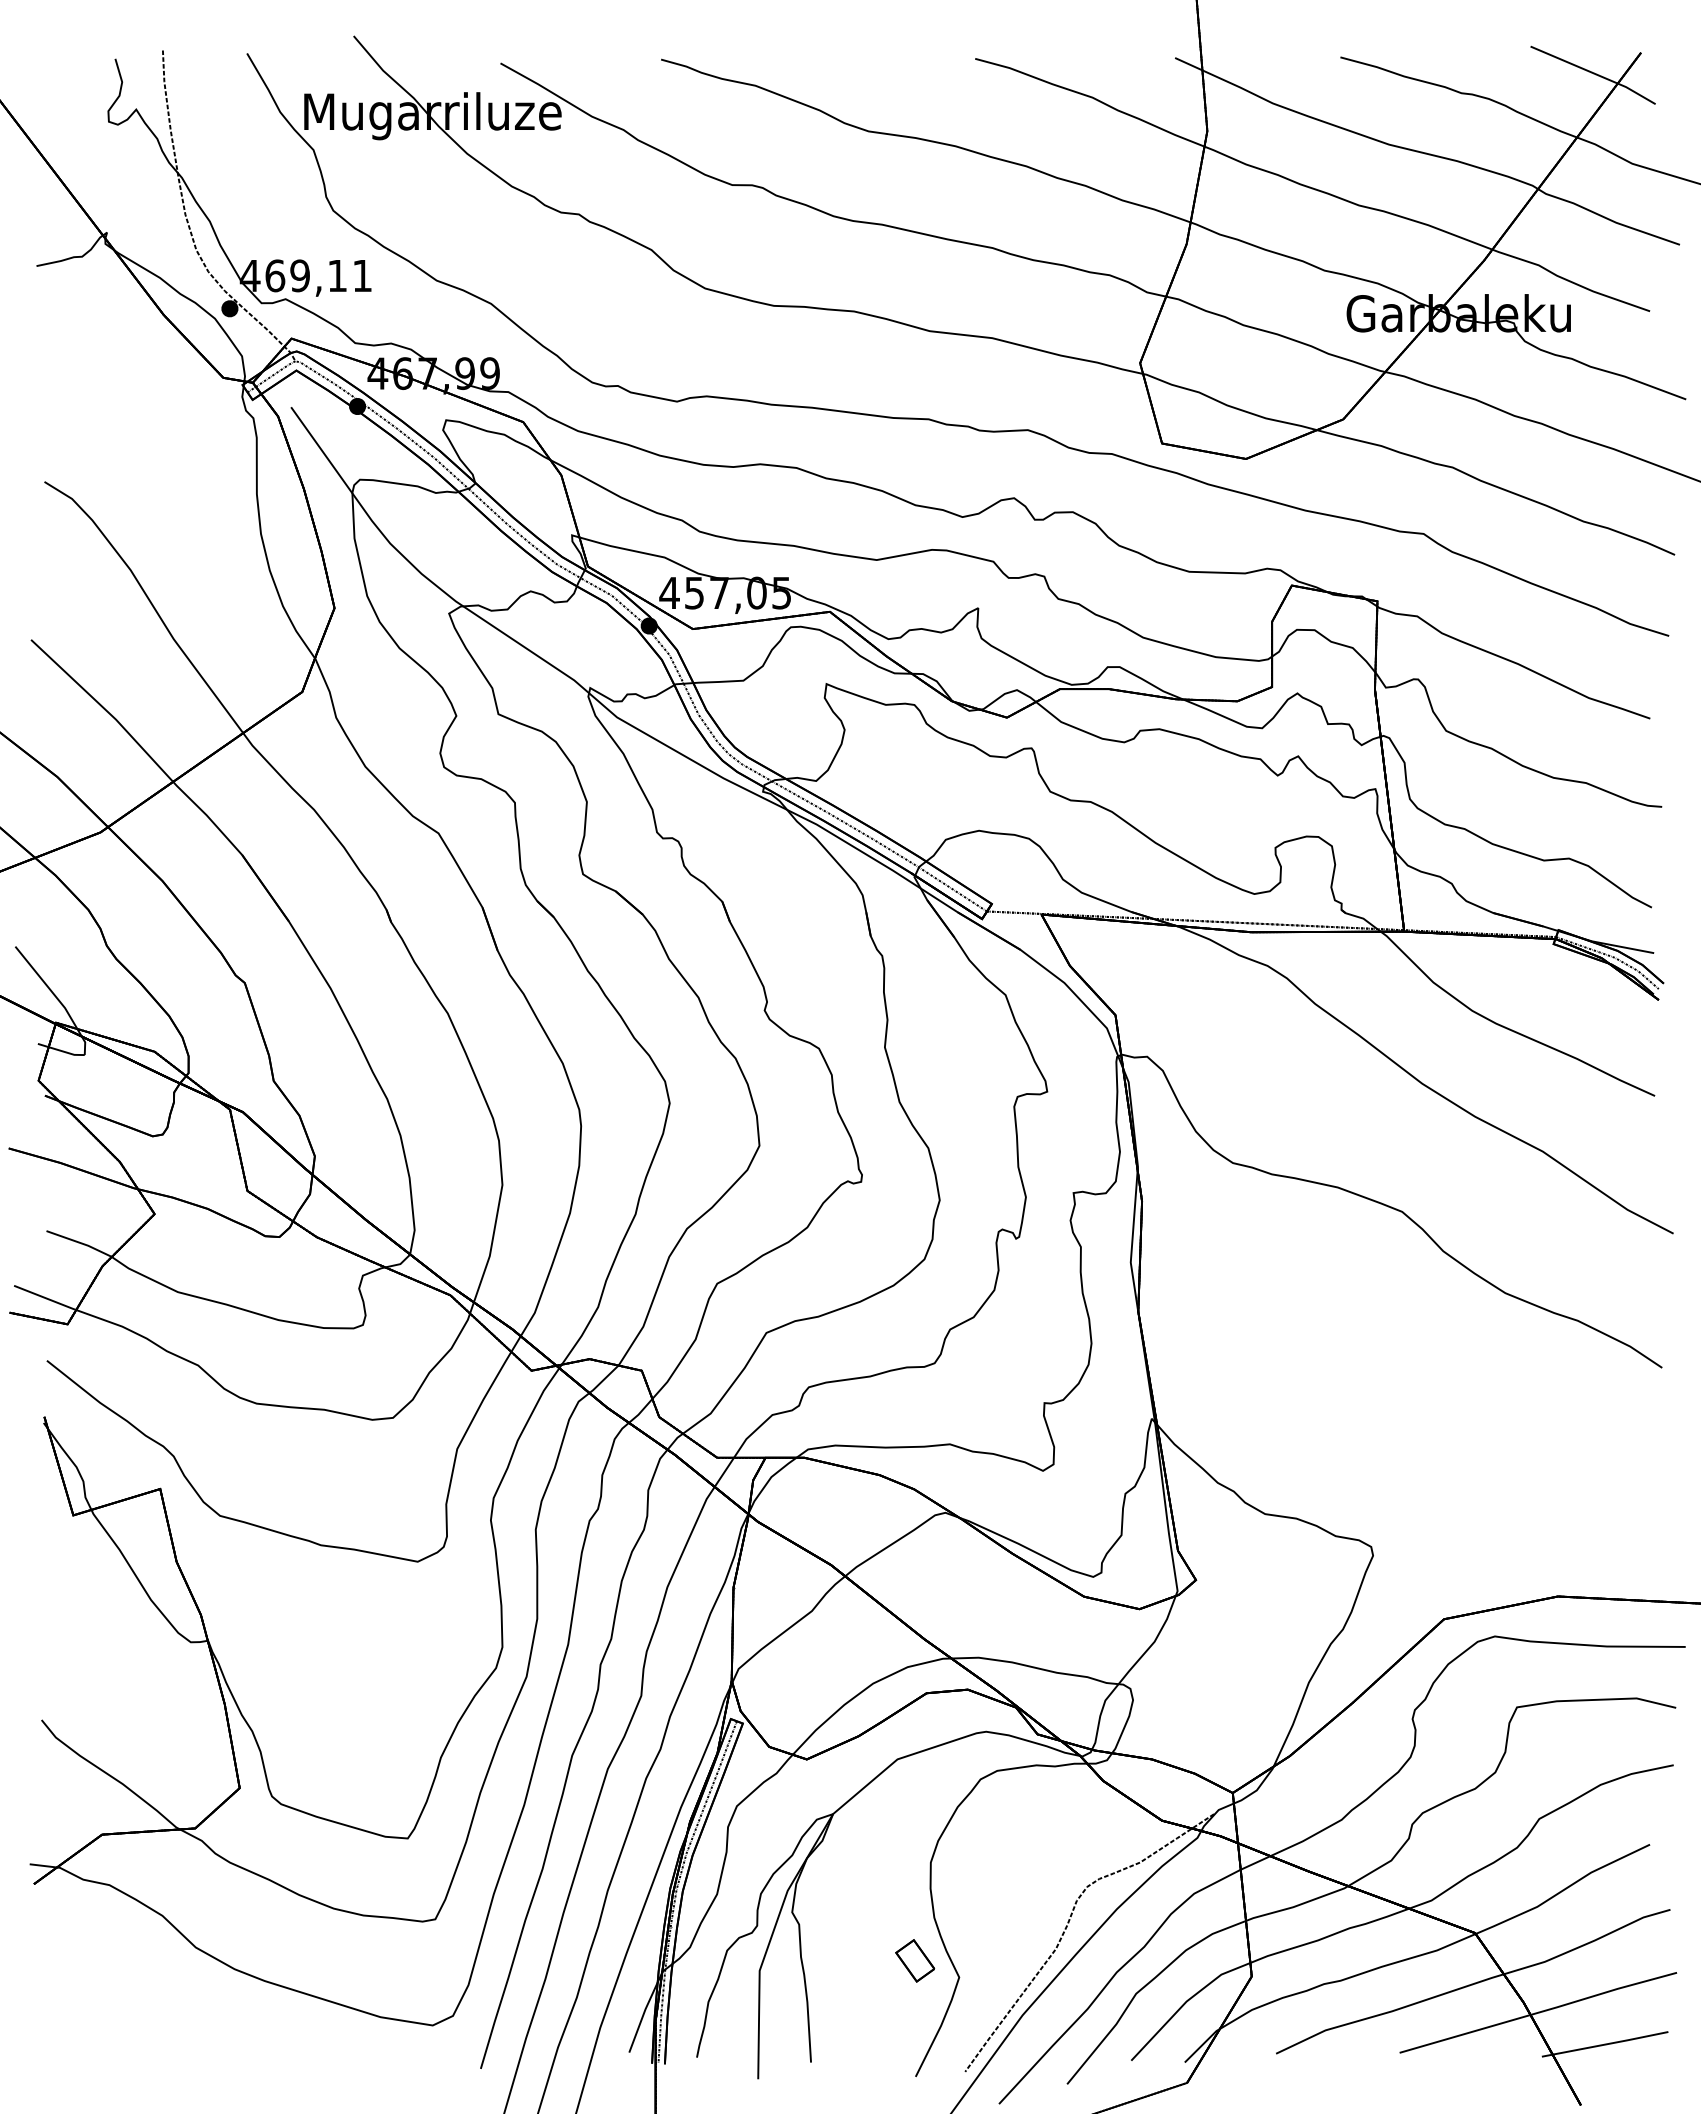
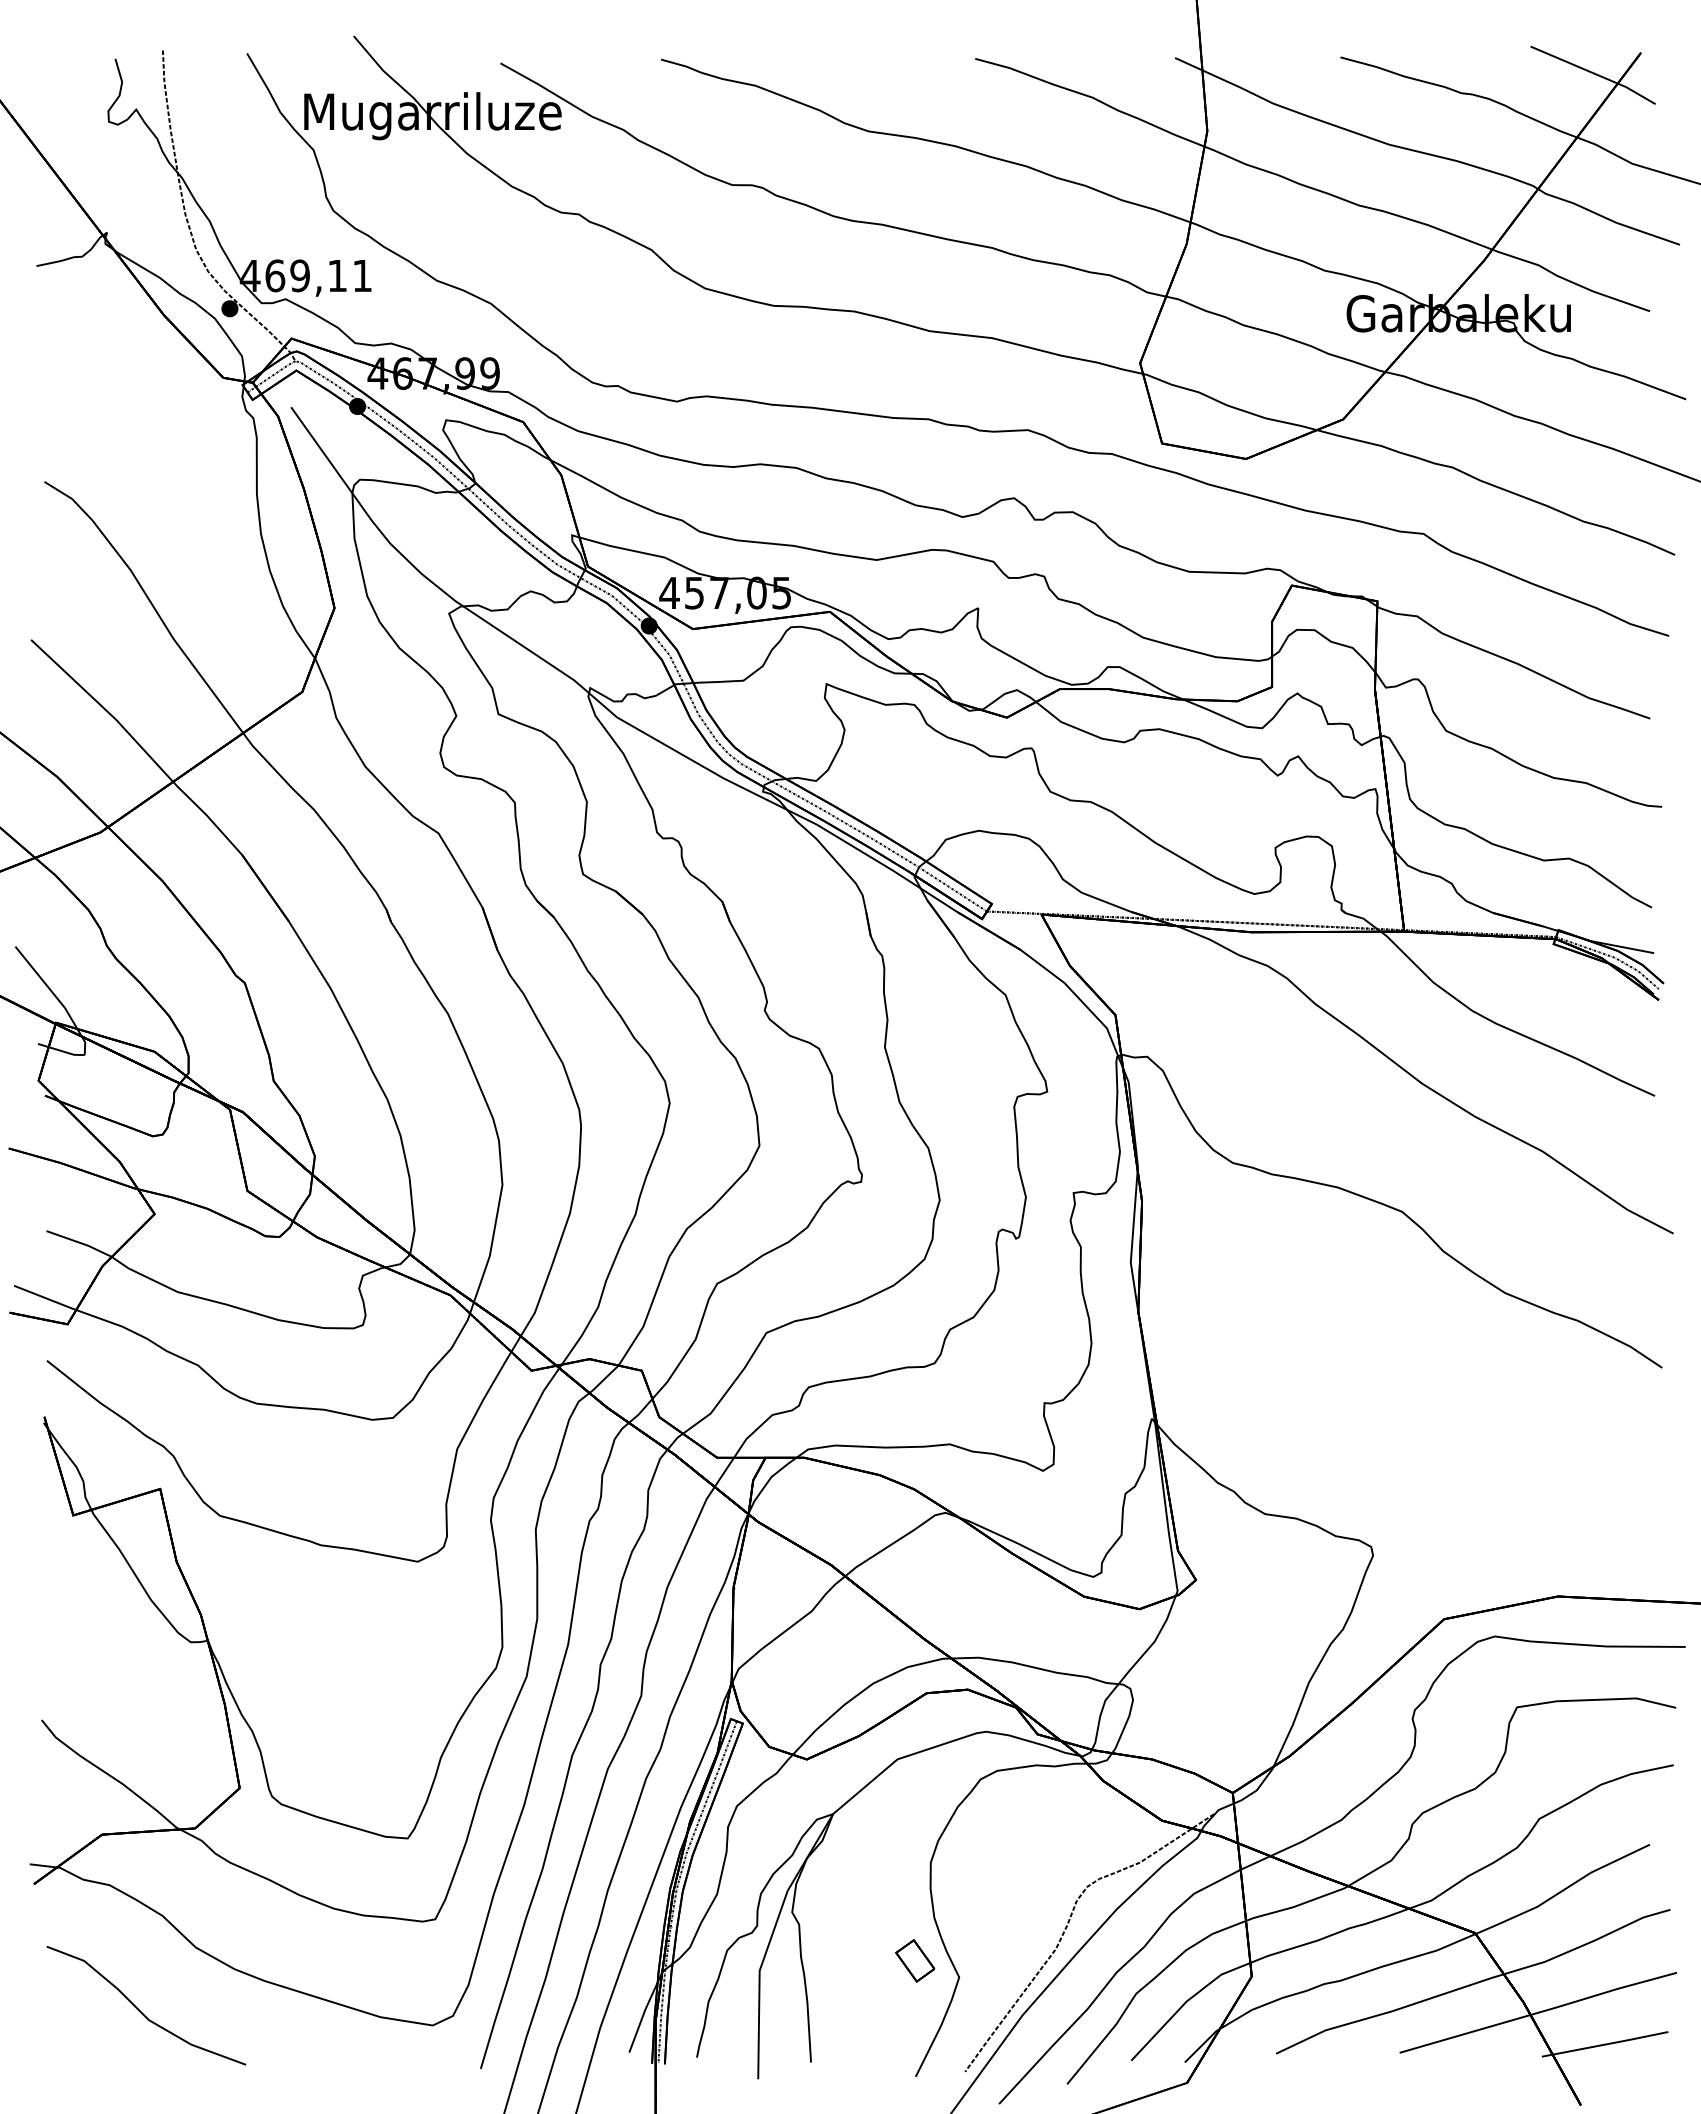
curve: none -> present (140, 2010)
